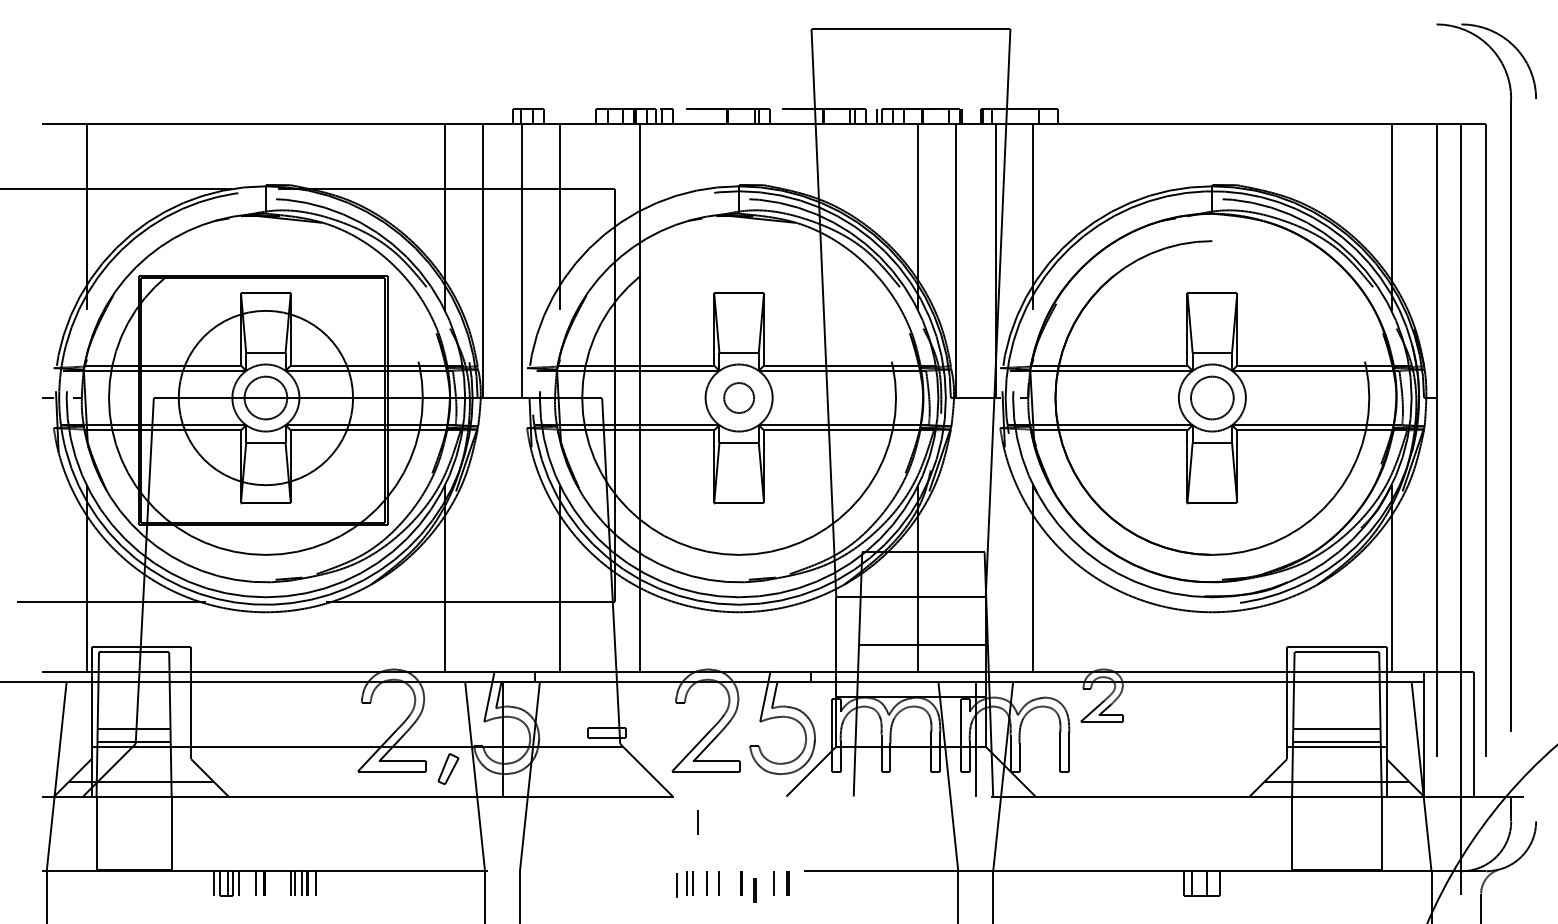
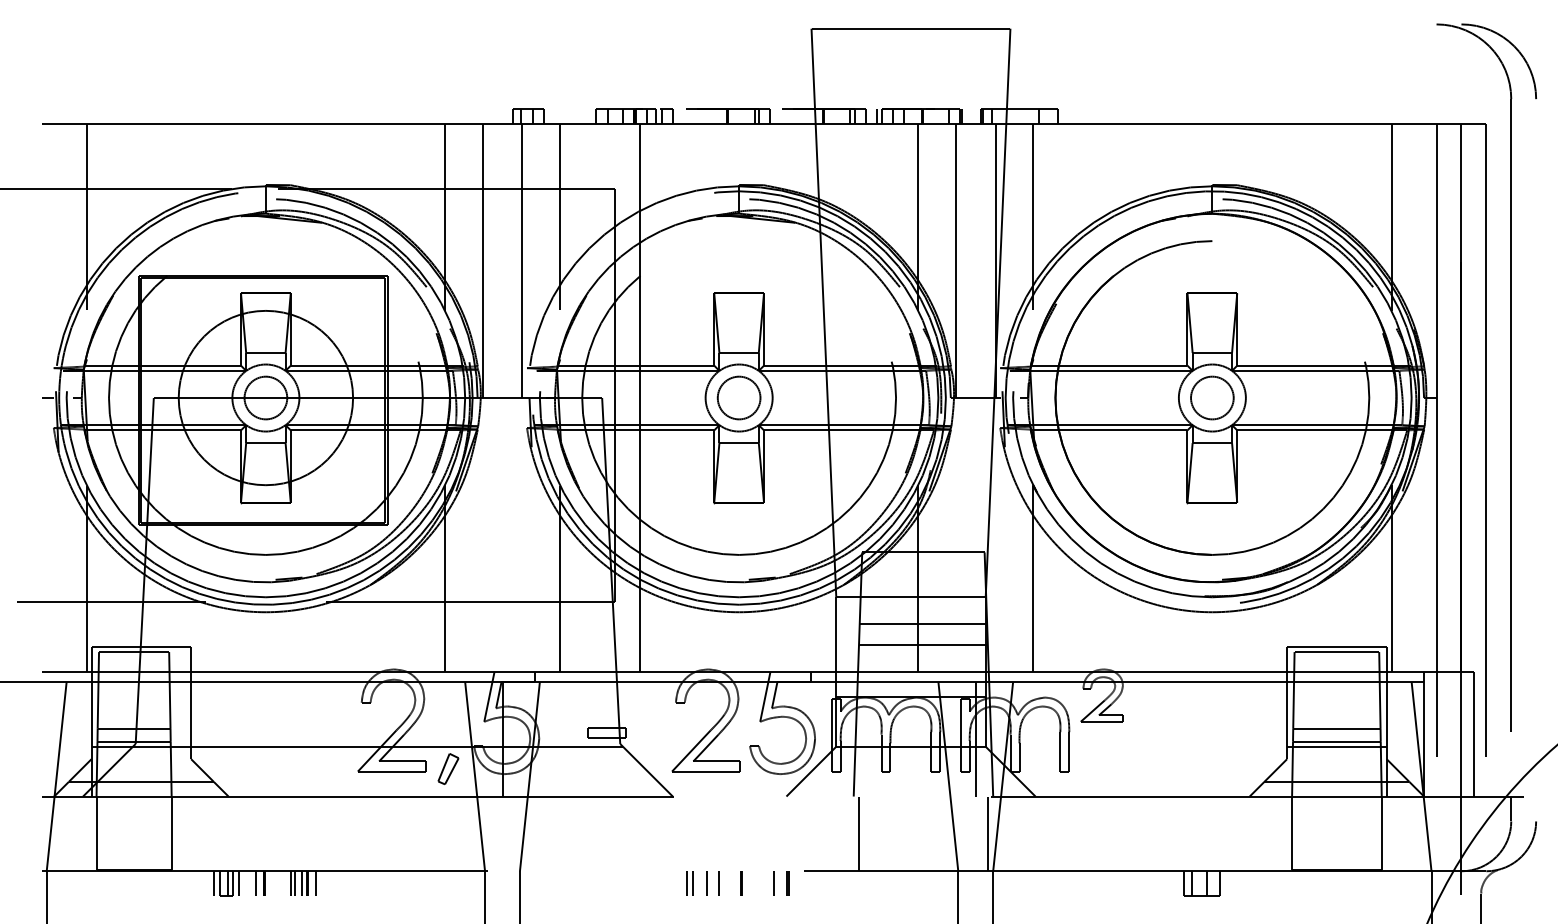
circle diameter: 30 px -> 43 px (738, 397)
line: none -> present (923, 623)
line: present -> none (697, 822)
line: none -> present (859, 833)
line: none -> present (987, 833)
line: present -> none (676, 885)
line: present -> none (754, 890)
